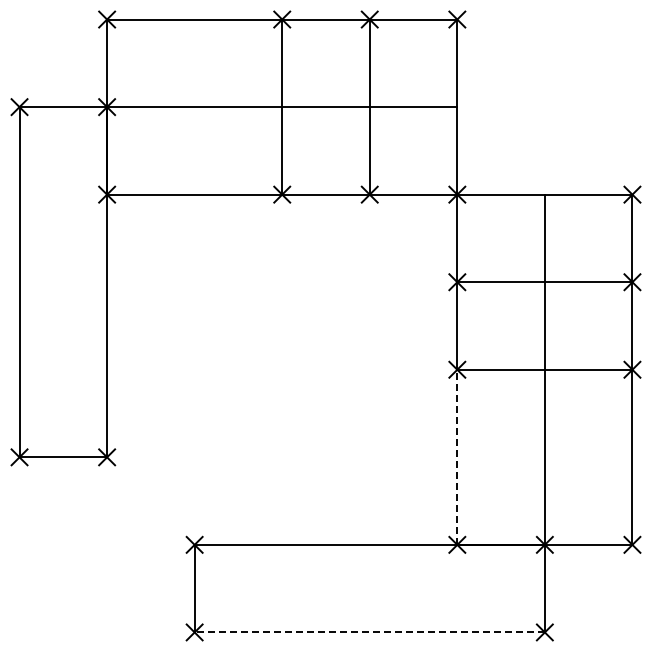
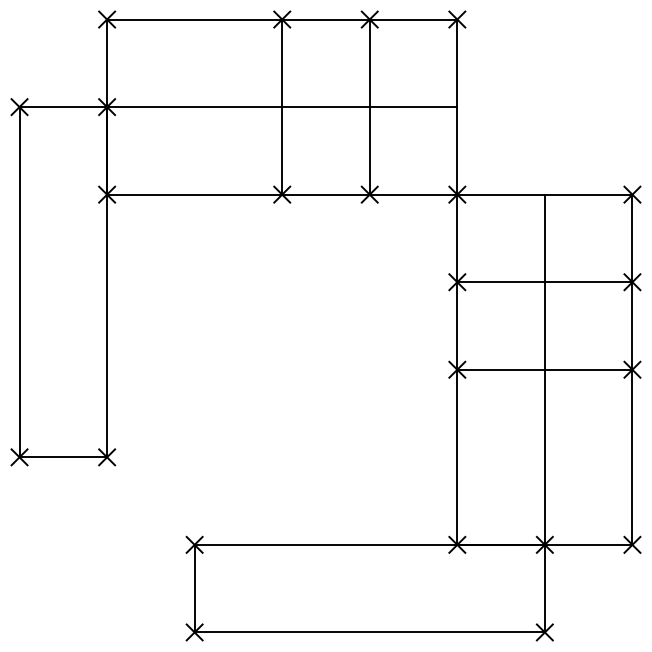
line: dashed -> solid (457, 457)
line: dashed -> solid (369, 632)
